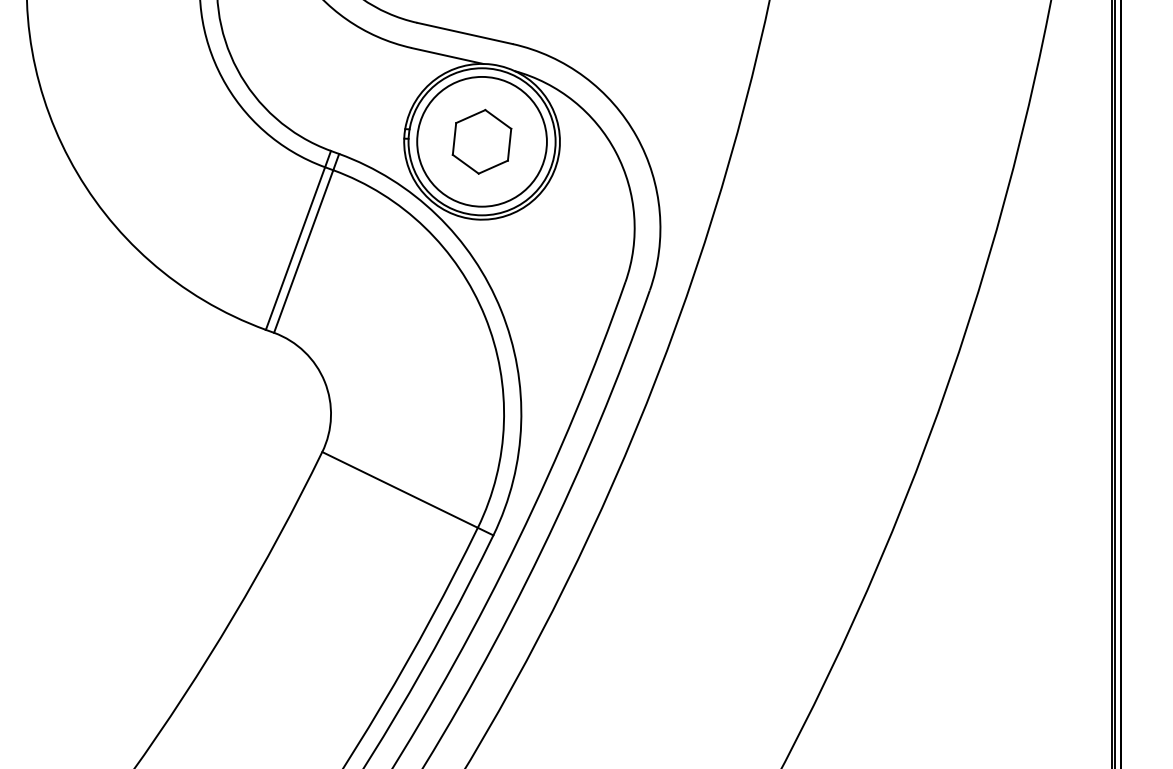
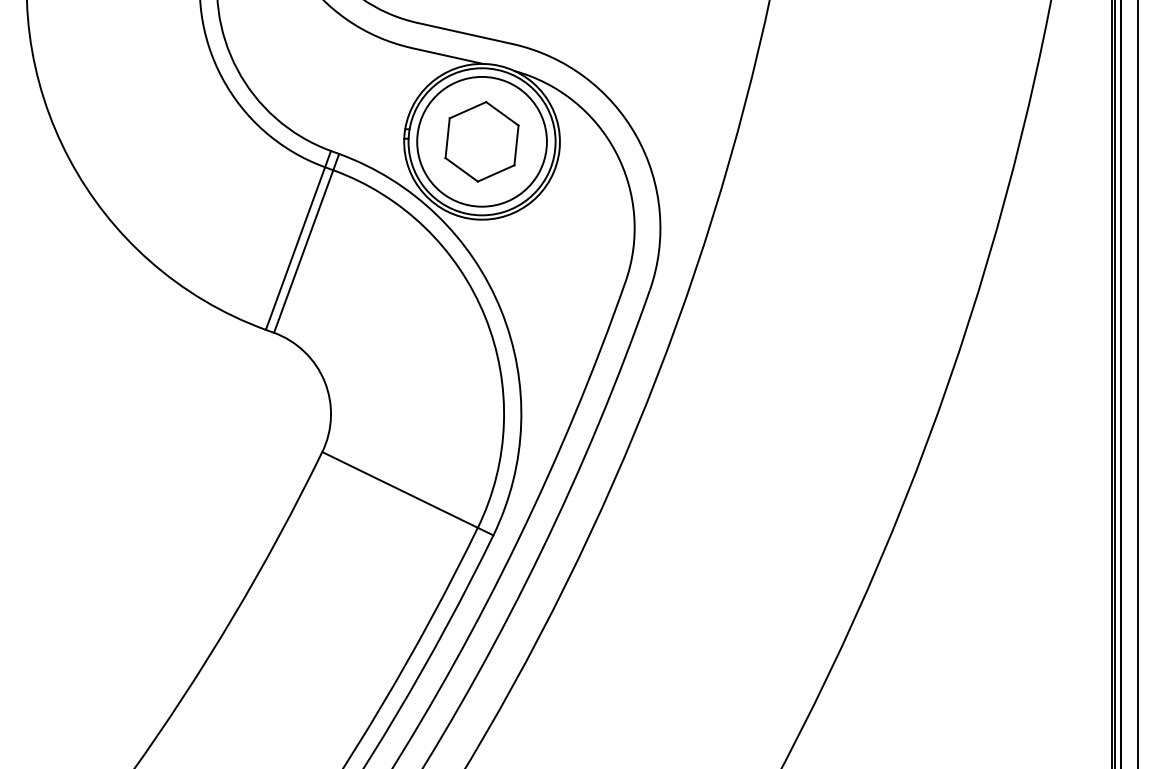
part size: 62x67 px -> 76x82 px (481, 141)
line: none -> present (1137, 383)
